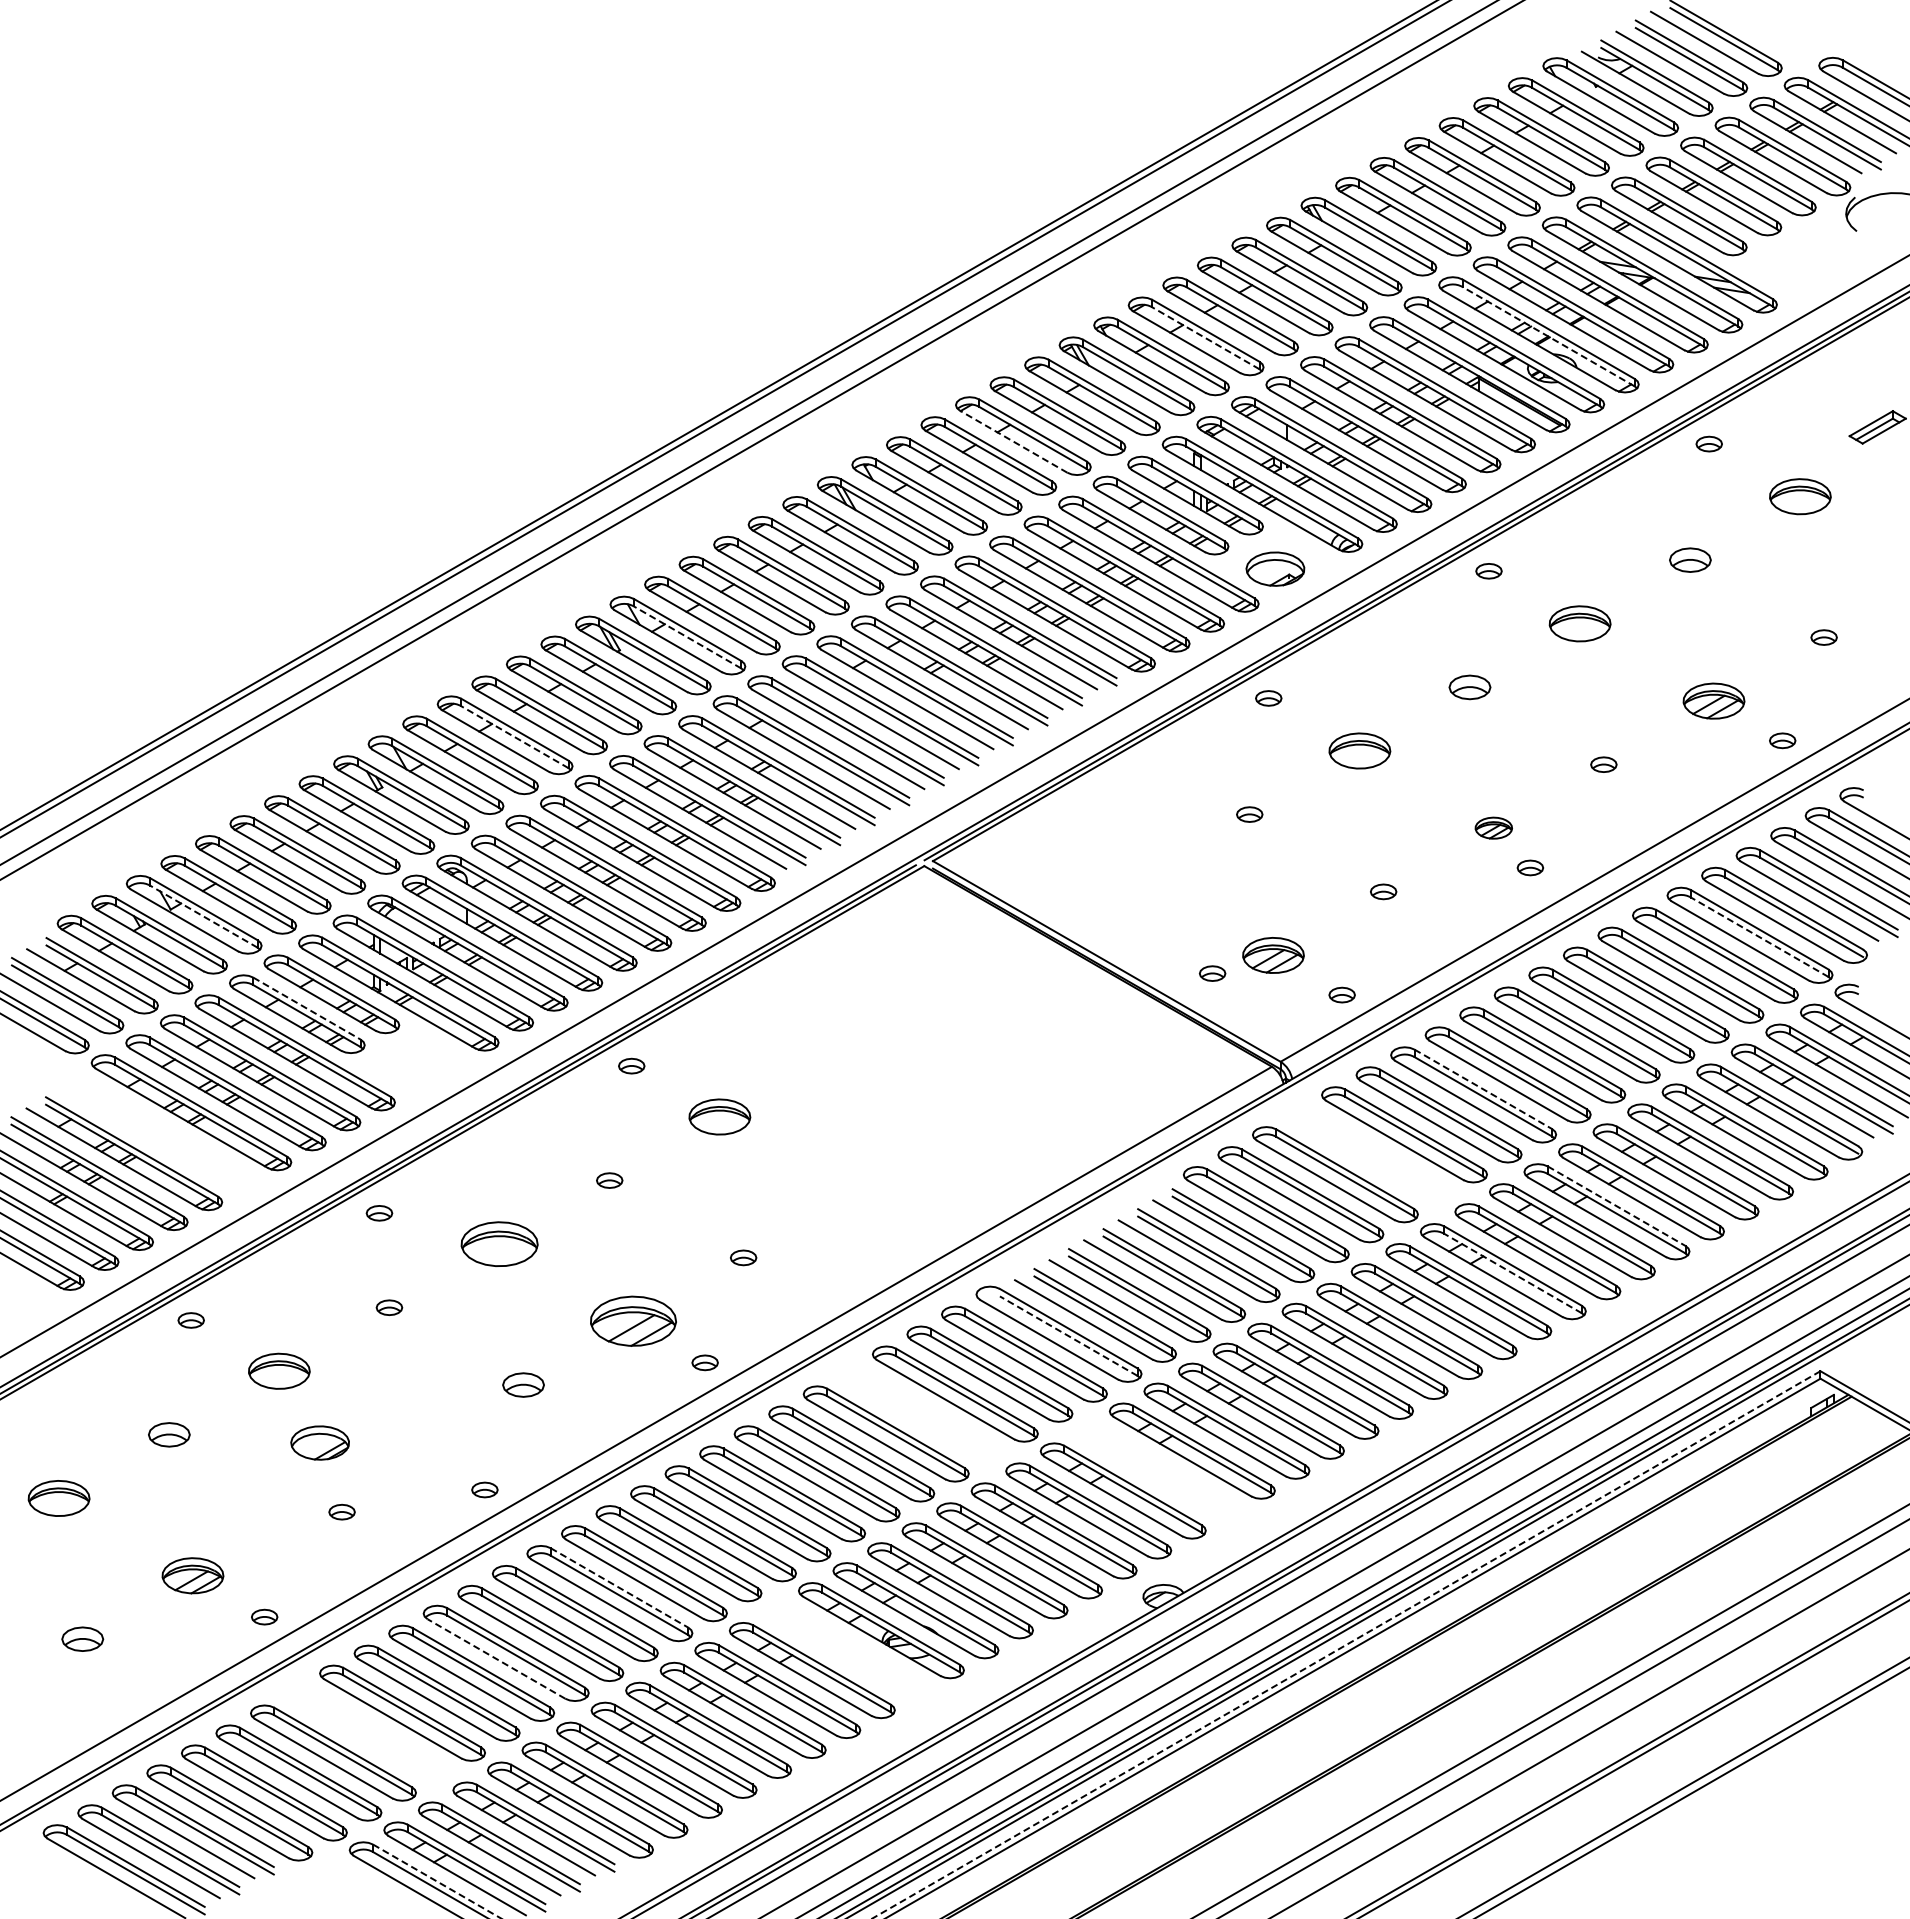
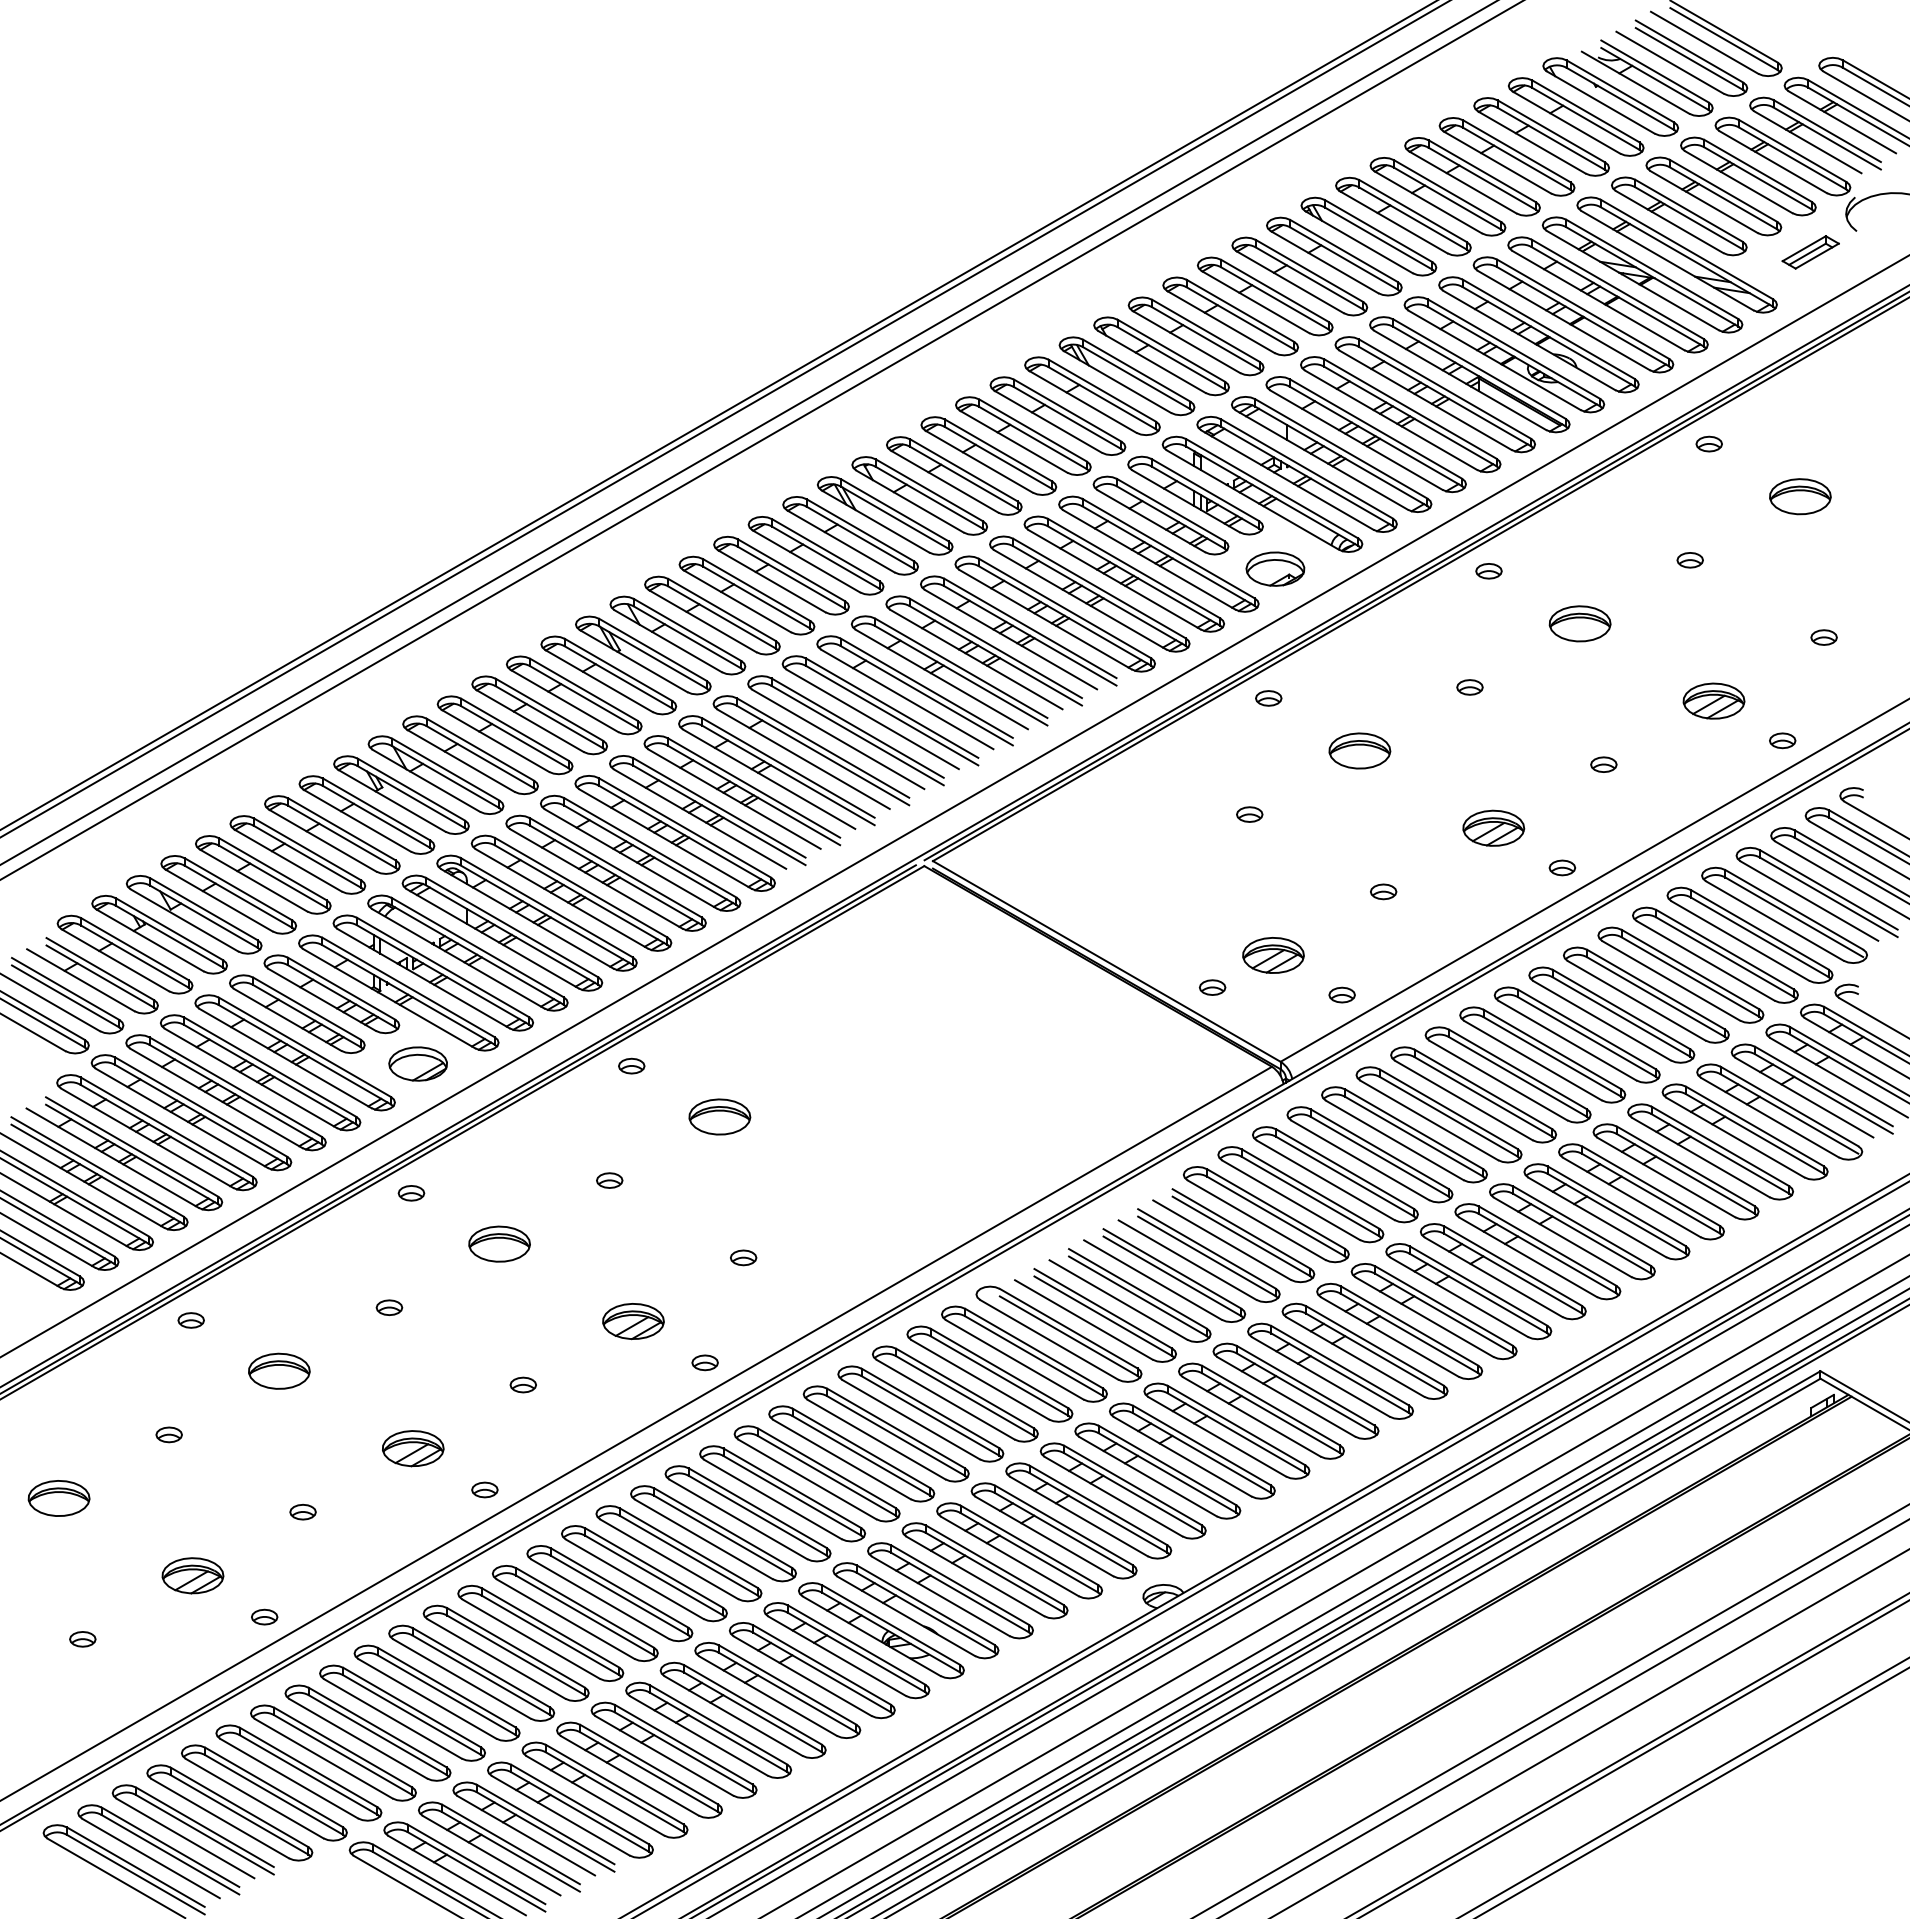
line: dashed -> solid (1548, 336)
line: dashed -> solid (1205, 338)
part position: (1877, 427) -> (1810, 252) (1810, 252)
line: dashed -> solid (1013, 441)
part size: 43x26 px -> 28x17 px (1689, 560)
line: dashed -> solid (687, 637)
part size: 44x27 px -> 28x17 px (1469, 687)
line: dashed -> solid (514, 736)
part size: 39x24 px -> 64x38 px (1493, 827)
part position: (1530, 867) -> (1562, 867) (1562, 867)
line: dashed -> solid (203, 916)
line: dashed -> solid (1759, 937)
part position: (1212, 973) -> (1212, 987) (1212, 987)
line: dashed -> solid (307, 1008)
line: dashed -> solid (1483, 1089)
part: none -> present (156, 1132)
part: none -> present (1369, 1154)
line: dashed -> solid (1617, 1206)
part position: (379, 1213) -> (411, 1193) (411, 1193)
part size: 79x46 px -> 63x38 px (499, 1243)
line: dashed -> solid (1512, 1273)
part size: 87x52 px -> 63x38 px (633, 1321)
line: dashed -> solid (1068, 1335)
part size: 43x26 px -> 28x18 px (522, 1384)
part: none -> present (920, 1413)
part size: 43x26 px -> 28x18 px (168, 1434)
part position: (319, 1442) -> (417, 1063) (417, 1063)
part: none -> present (413, 1448)
part: none -> present (1157, 1470)
part position: (341, 1511) -> (302, 1511) (302, 1511)
line: dashed -> solid (620, 1588)
part size: 44x26 px -> 28x17 px (82, 1639)
line: dashed -> solid (1346, 1645)
part: none -> present (846, 1650)
line: dashed -> solid (496, 1658)
part: none -> present (367, 1732)
line: dashed -> solid (437, 1881)
